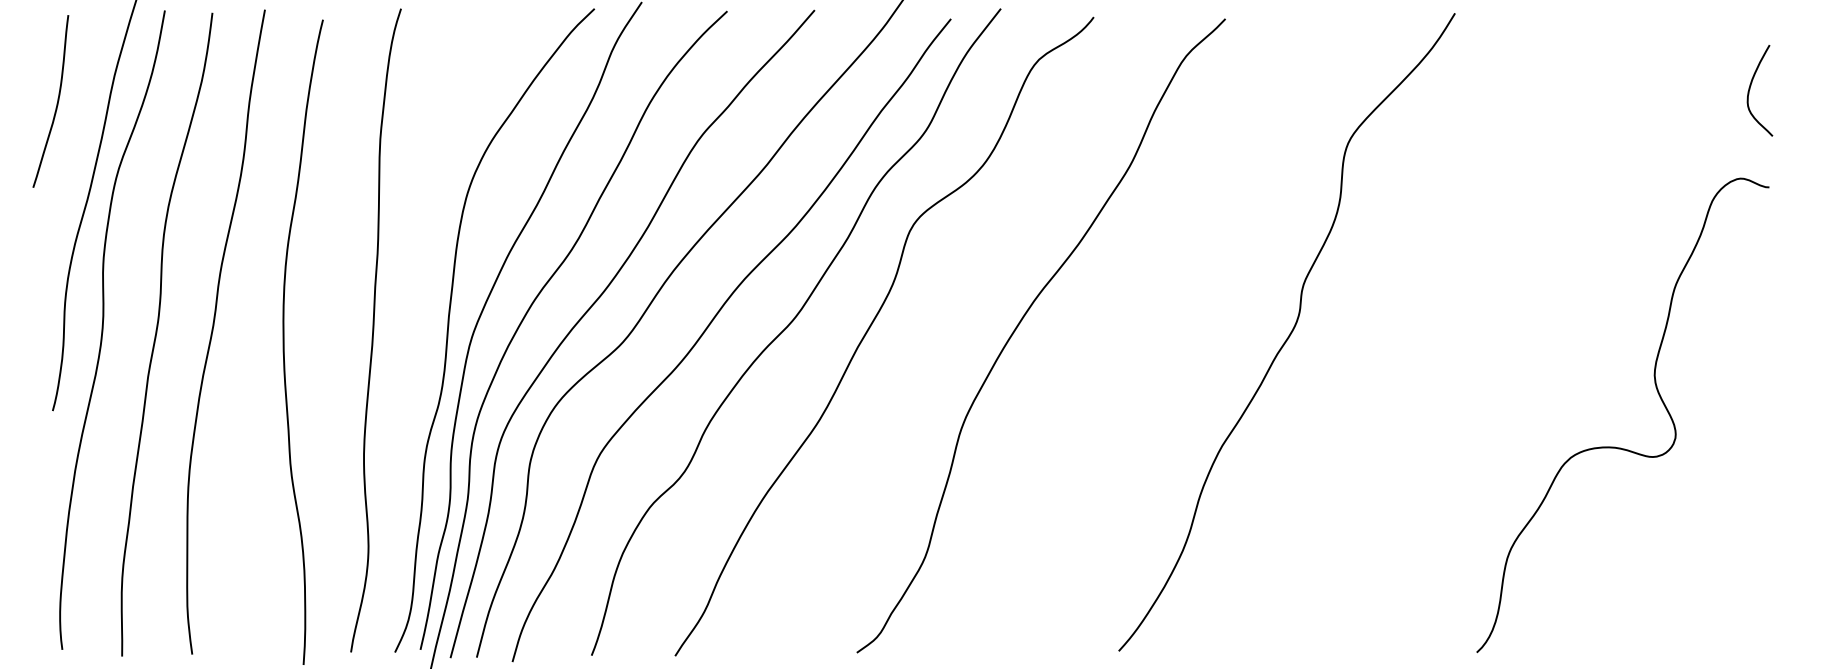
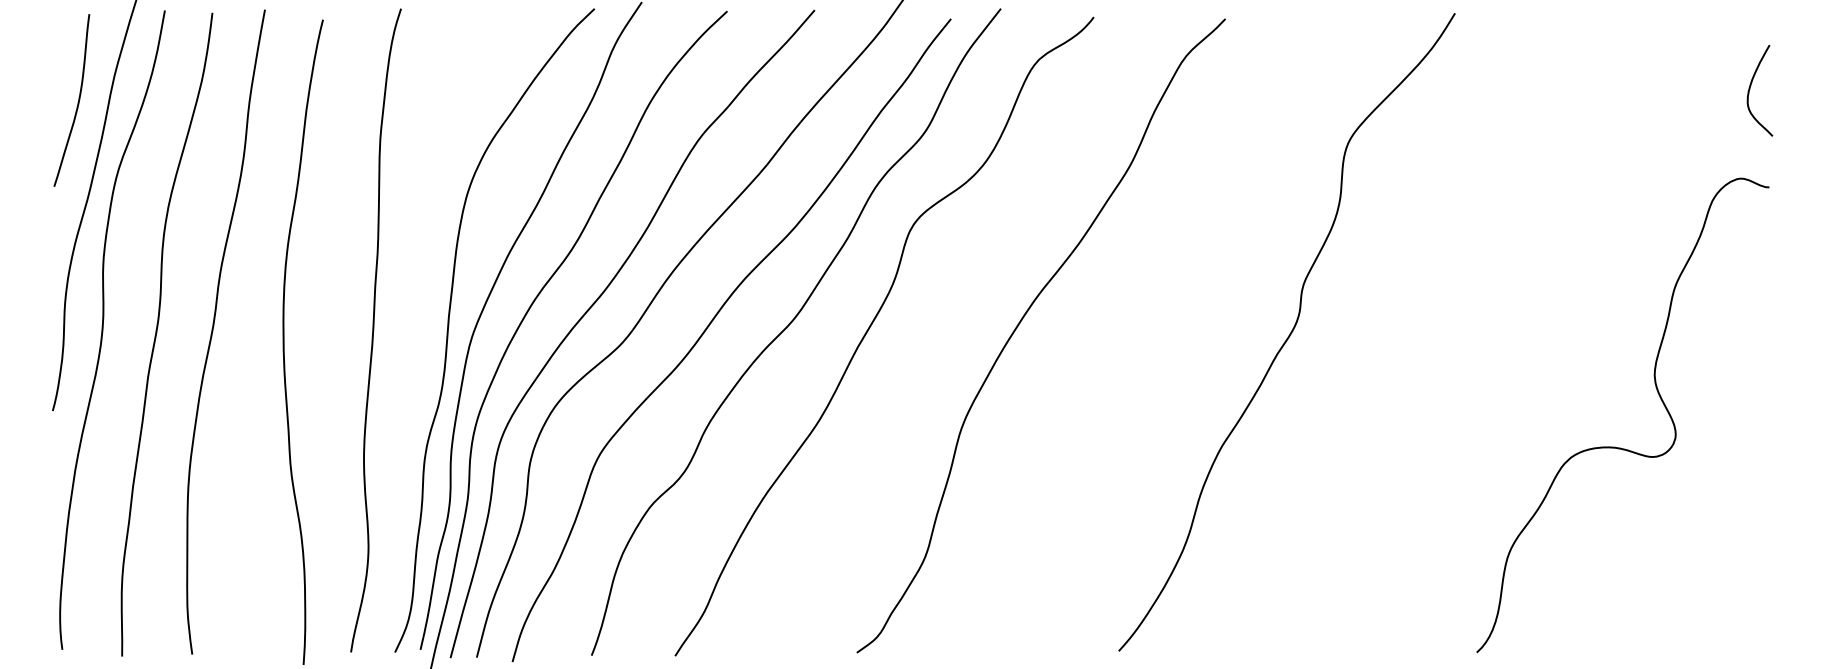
curve position: (56, 103) -> (77, 102) (77, 102)
